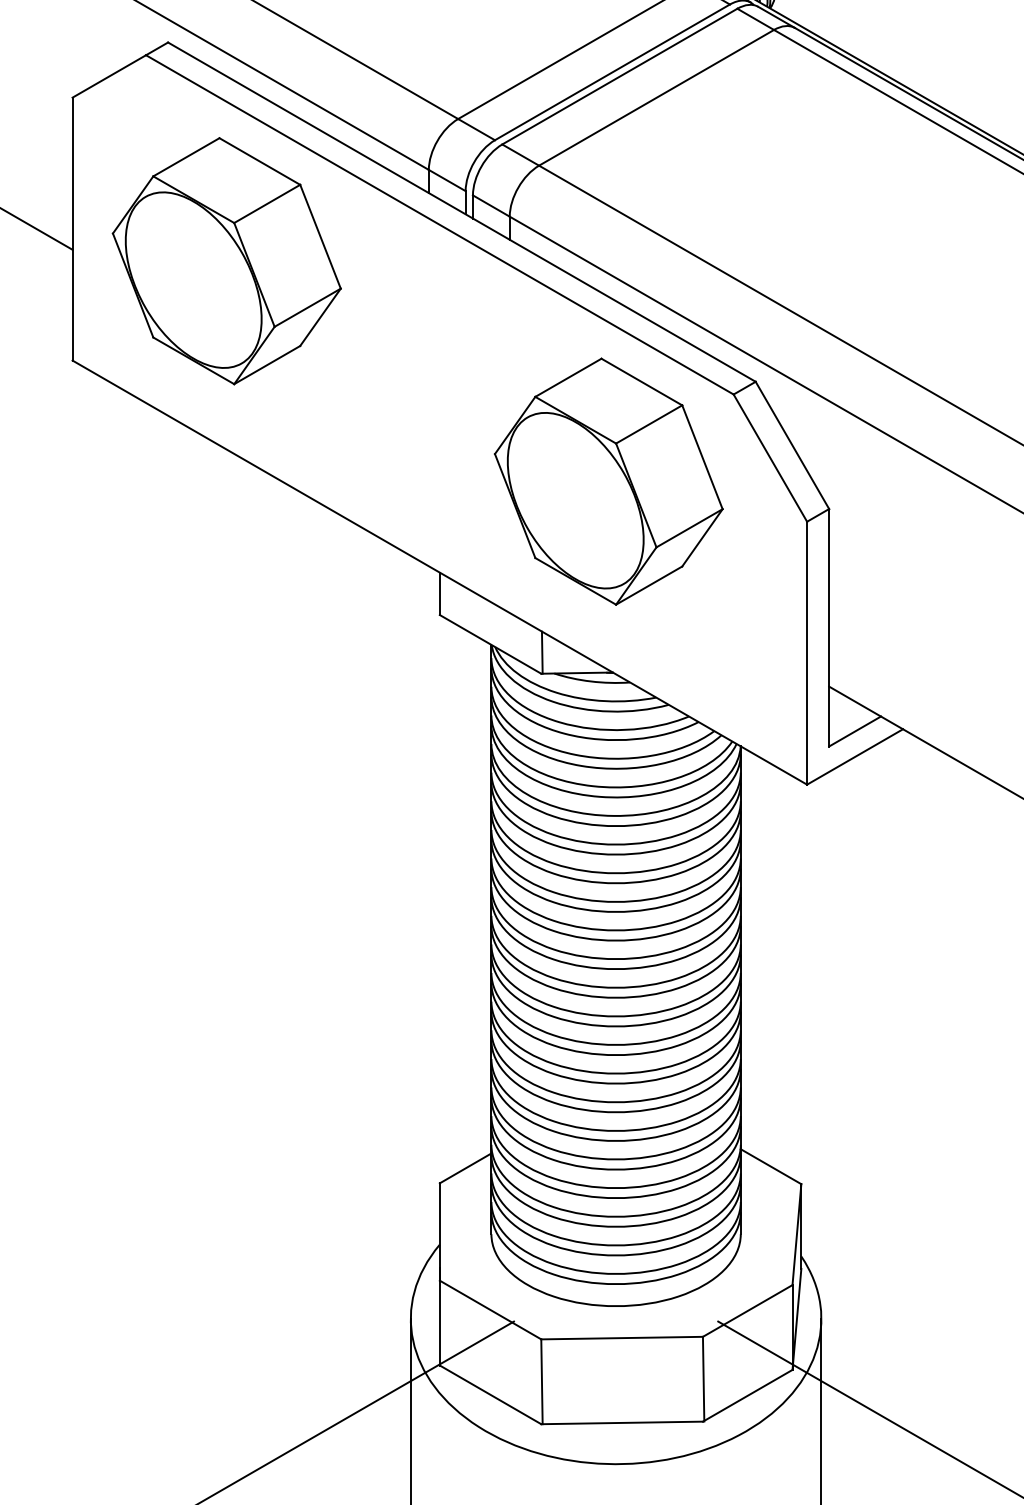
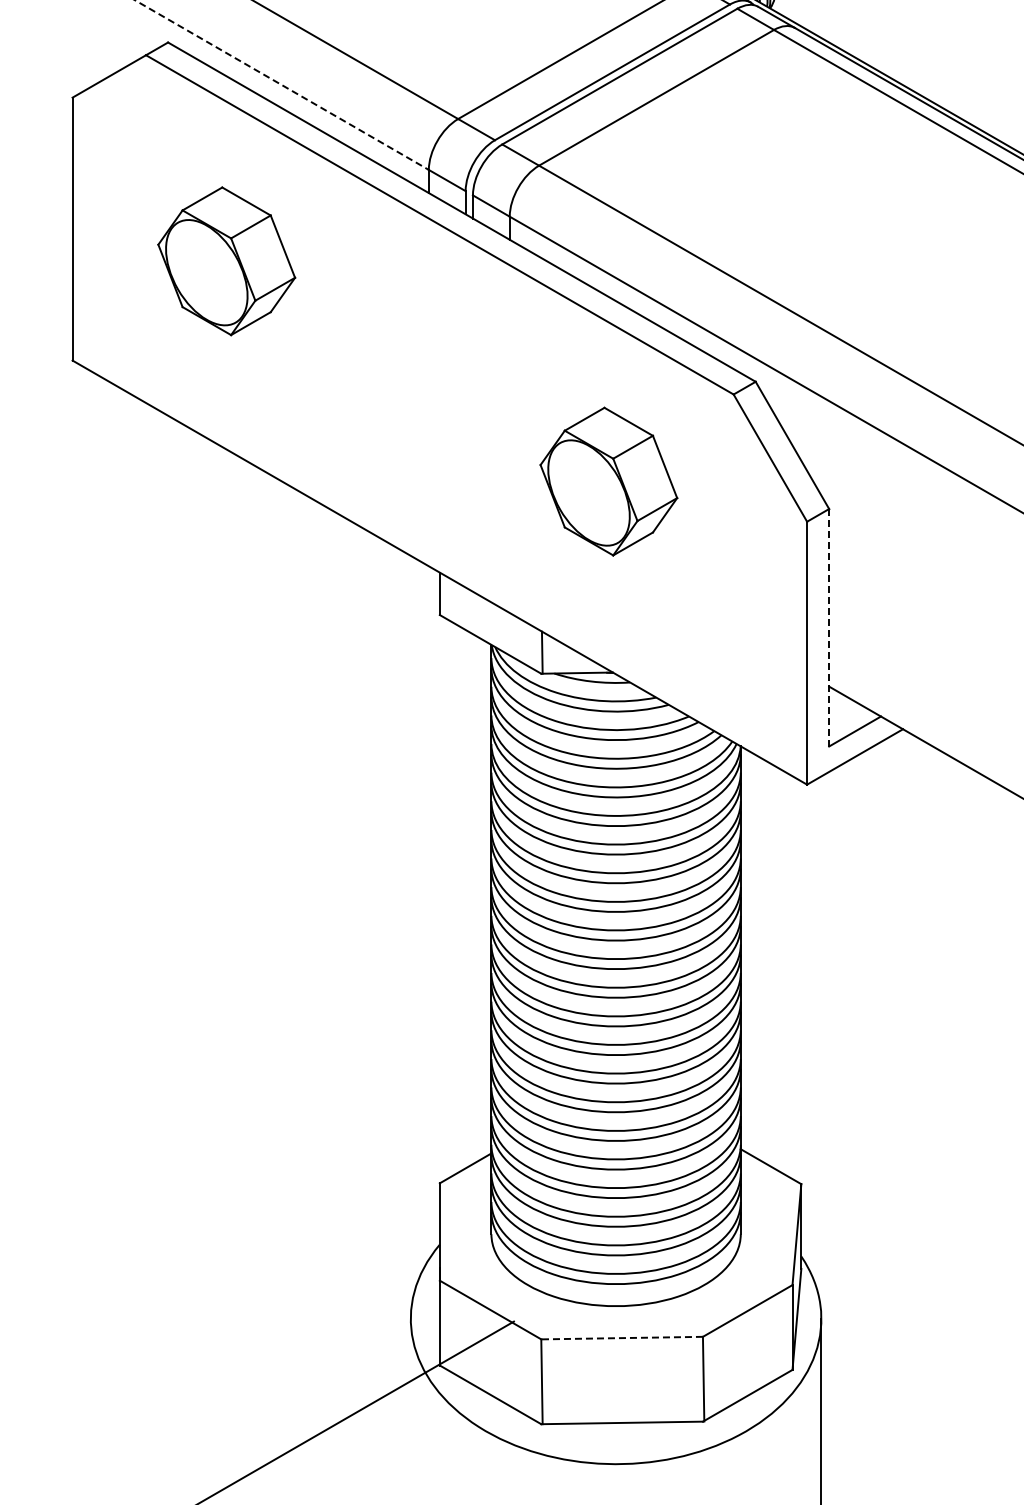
line: solid -> dashed (282, 85)
line: present -> none (37, 229)
part size: 231x249 px -> 140x151 px (226, 261)
part size: 230x249 px -> 140x151 px (608, 481)
line: solid -> dashed (829, 627)
line: solid -> dashed (622, 1338)
line: present -> none (869, 1408)
line: present -> none (410, 1410)
